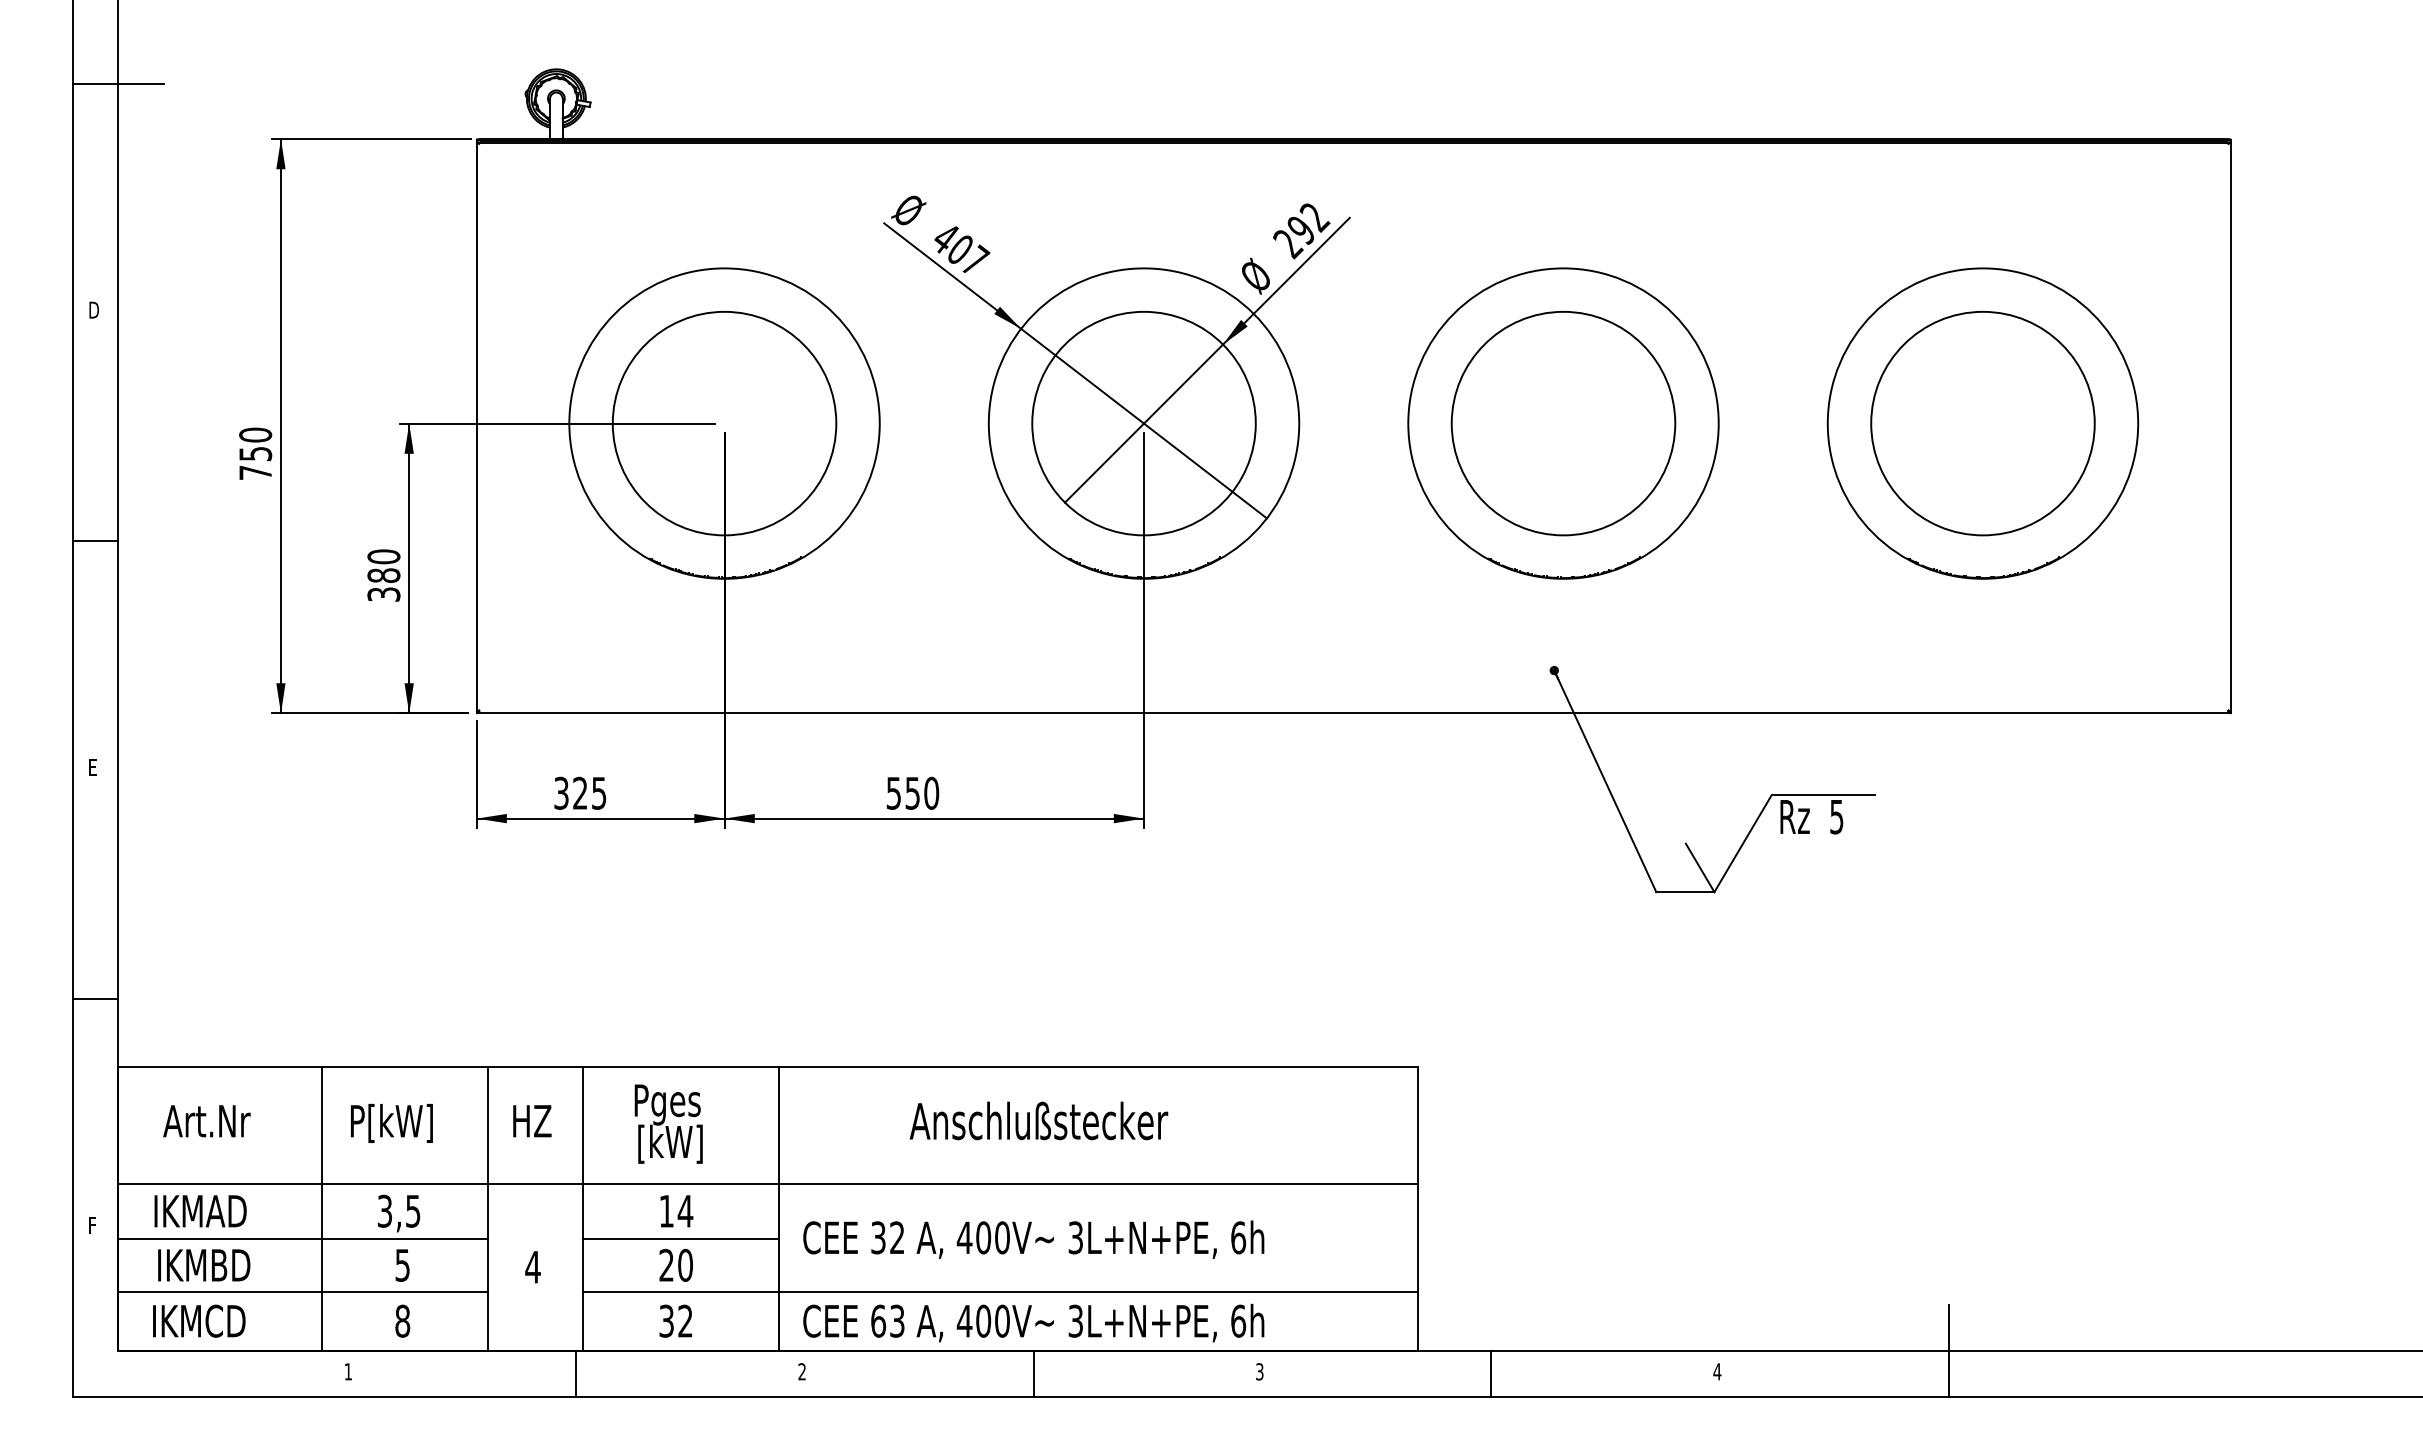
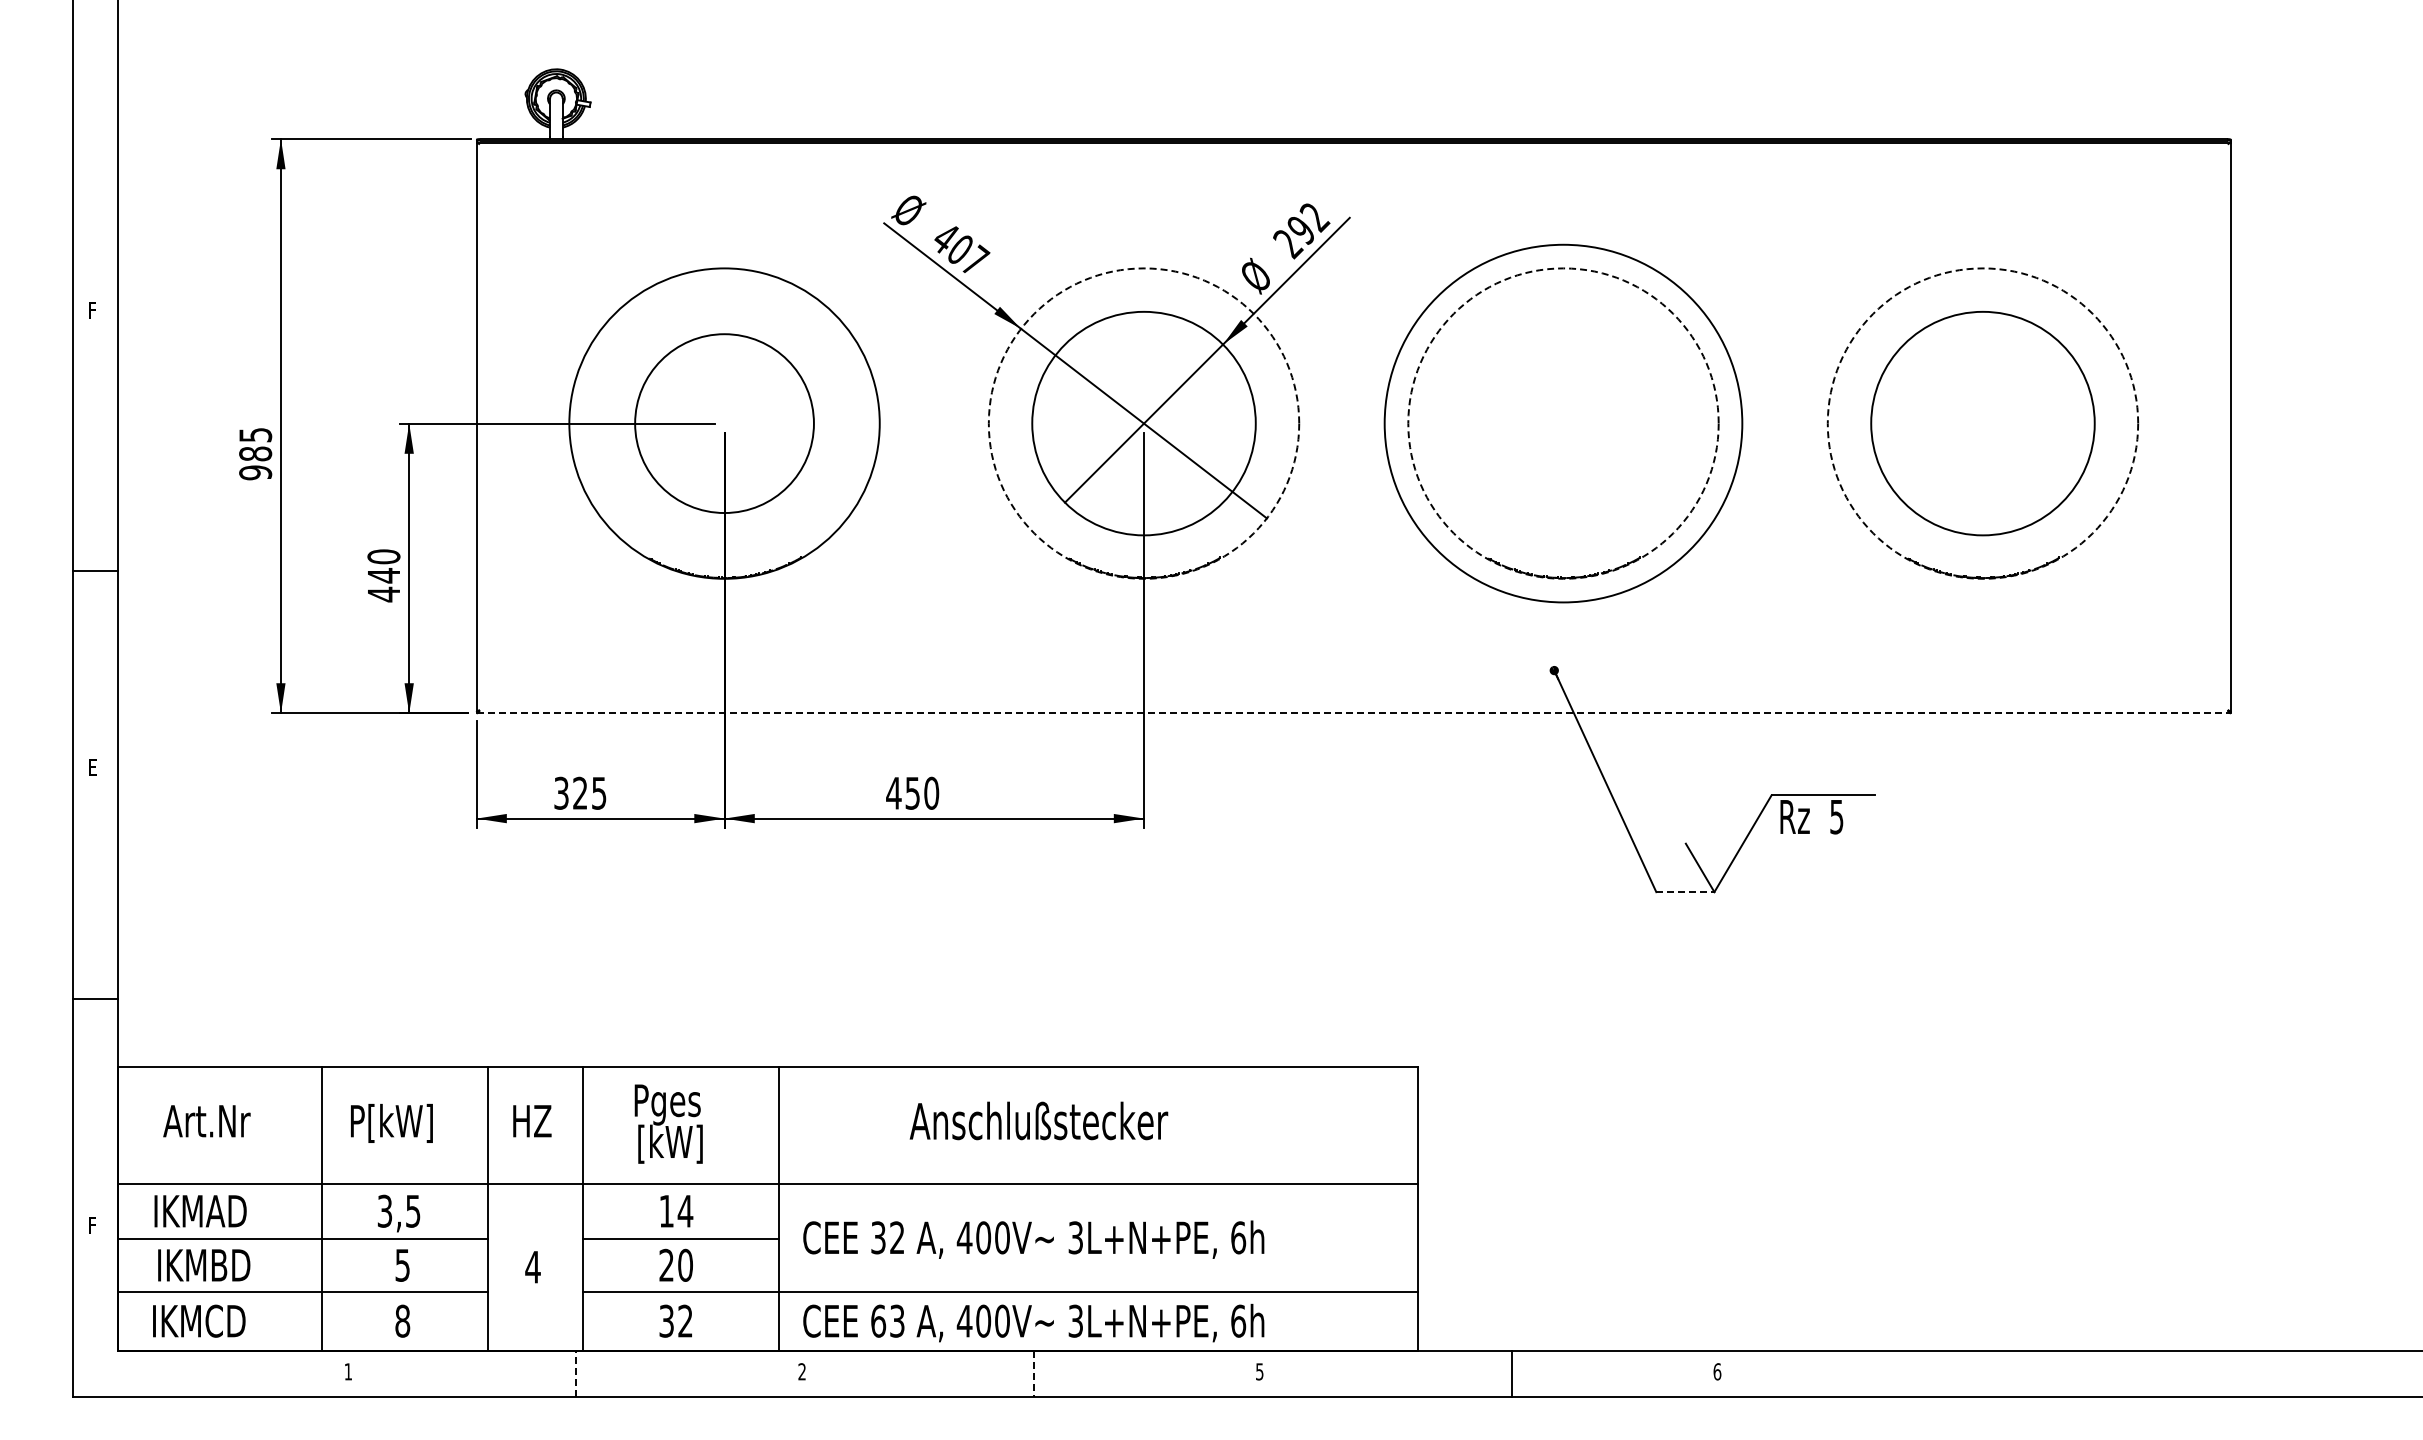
line: present -> none (118, 83)
text: D -> F (93, 309)
circle diameter: 224 px -> 179 px (724, 423)
circle: solid -> dashed (1143, 423)
circle diameter: 224 px -> 358 px (1563, 423)
circle: solid -> dashed (1563, 423)
circle: solid -> dashed (1982, 423)
text: 750 -> 985 (255, 453)
line position: (95, 541) -> (95, 571) (95, 571)
text: 380 -> 440 (383, 585)
line: solid -> dashed (1354, 713)
text: 550 -> 450 (893, 793)
line: solid -> dashed (1685, 892)
line: present -> none (1948, 1350)
text: 3 -> 5 (1259, 1371)
text: 4 -> 6 (1717, 1371)
line position: (1491, 1373) -> (1512, 1373) (1512, 1373)
line: solid -> dashed (576, 1374)
line: solid -> dashed (1033, 1374)
